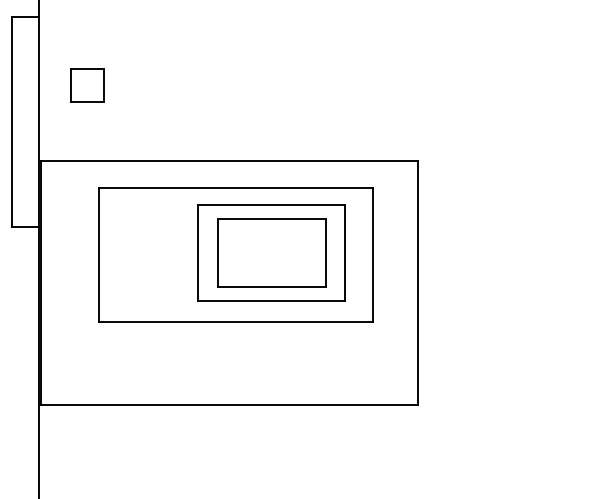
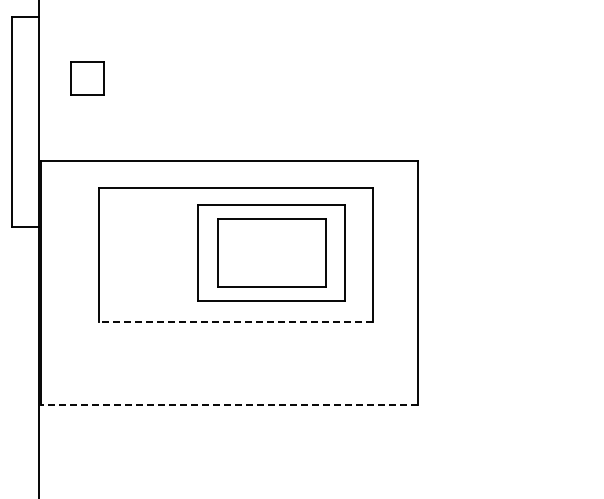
part position: (87, 85) -> (87, 78) (87, 78)
line: solid -> dashed (236, 322)
line: solid -> dashed (228, 405)
